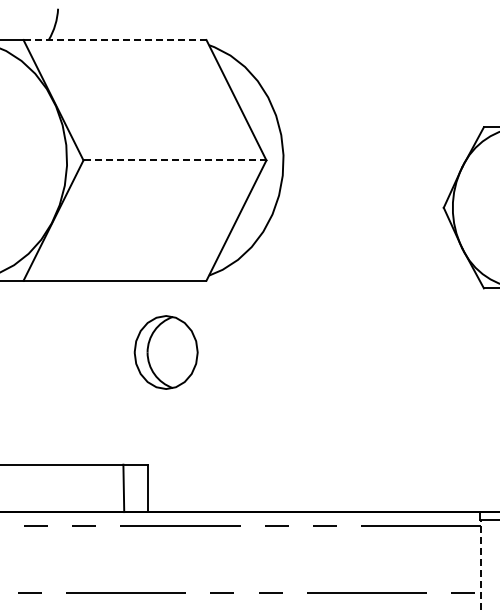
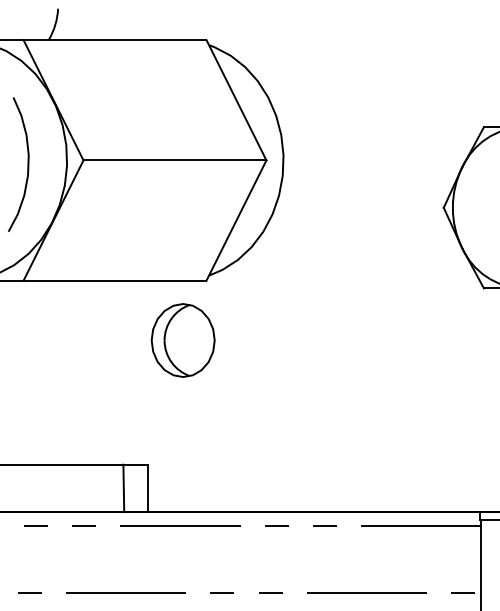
line: dashed -> solid (115, 40)
line: dashed -> solid (175, 160)
curve: none -> present (27, 164)
part position: (165, 352) -> (182, 340) (182, 340)
line: dashed -> solid (481, 564)
